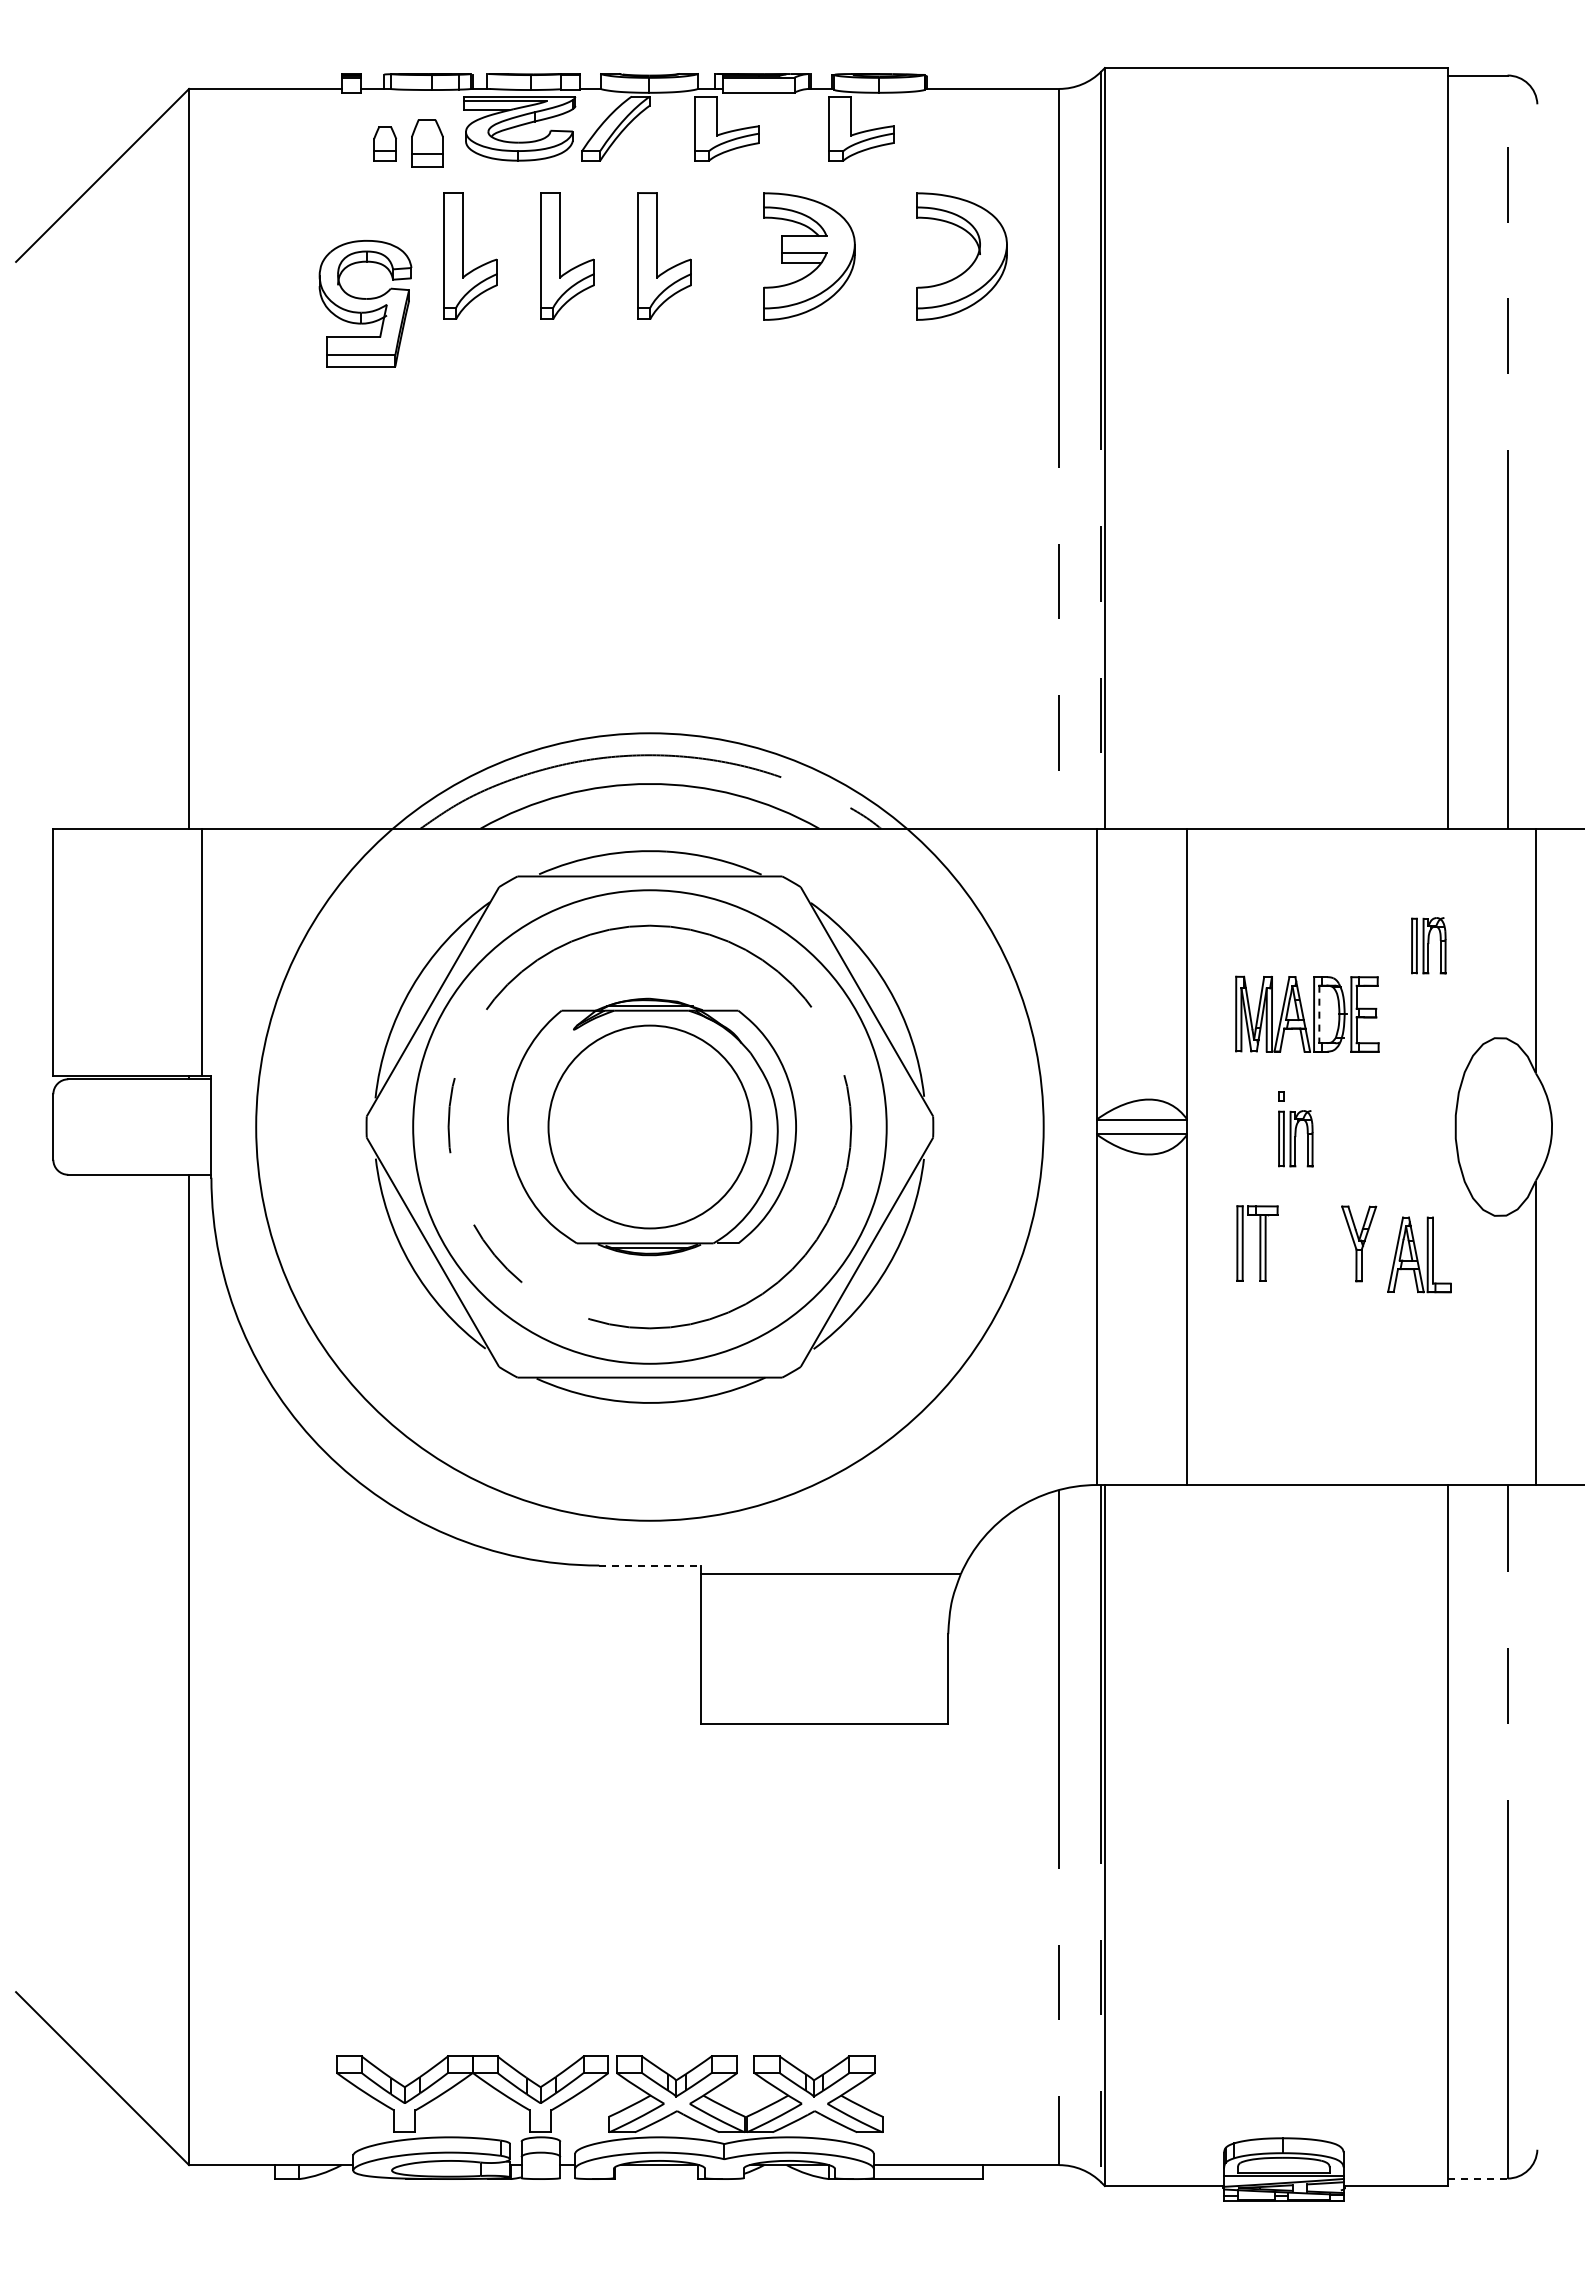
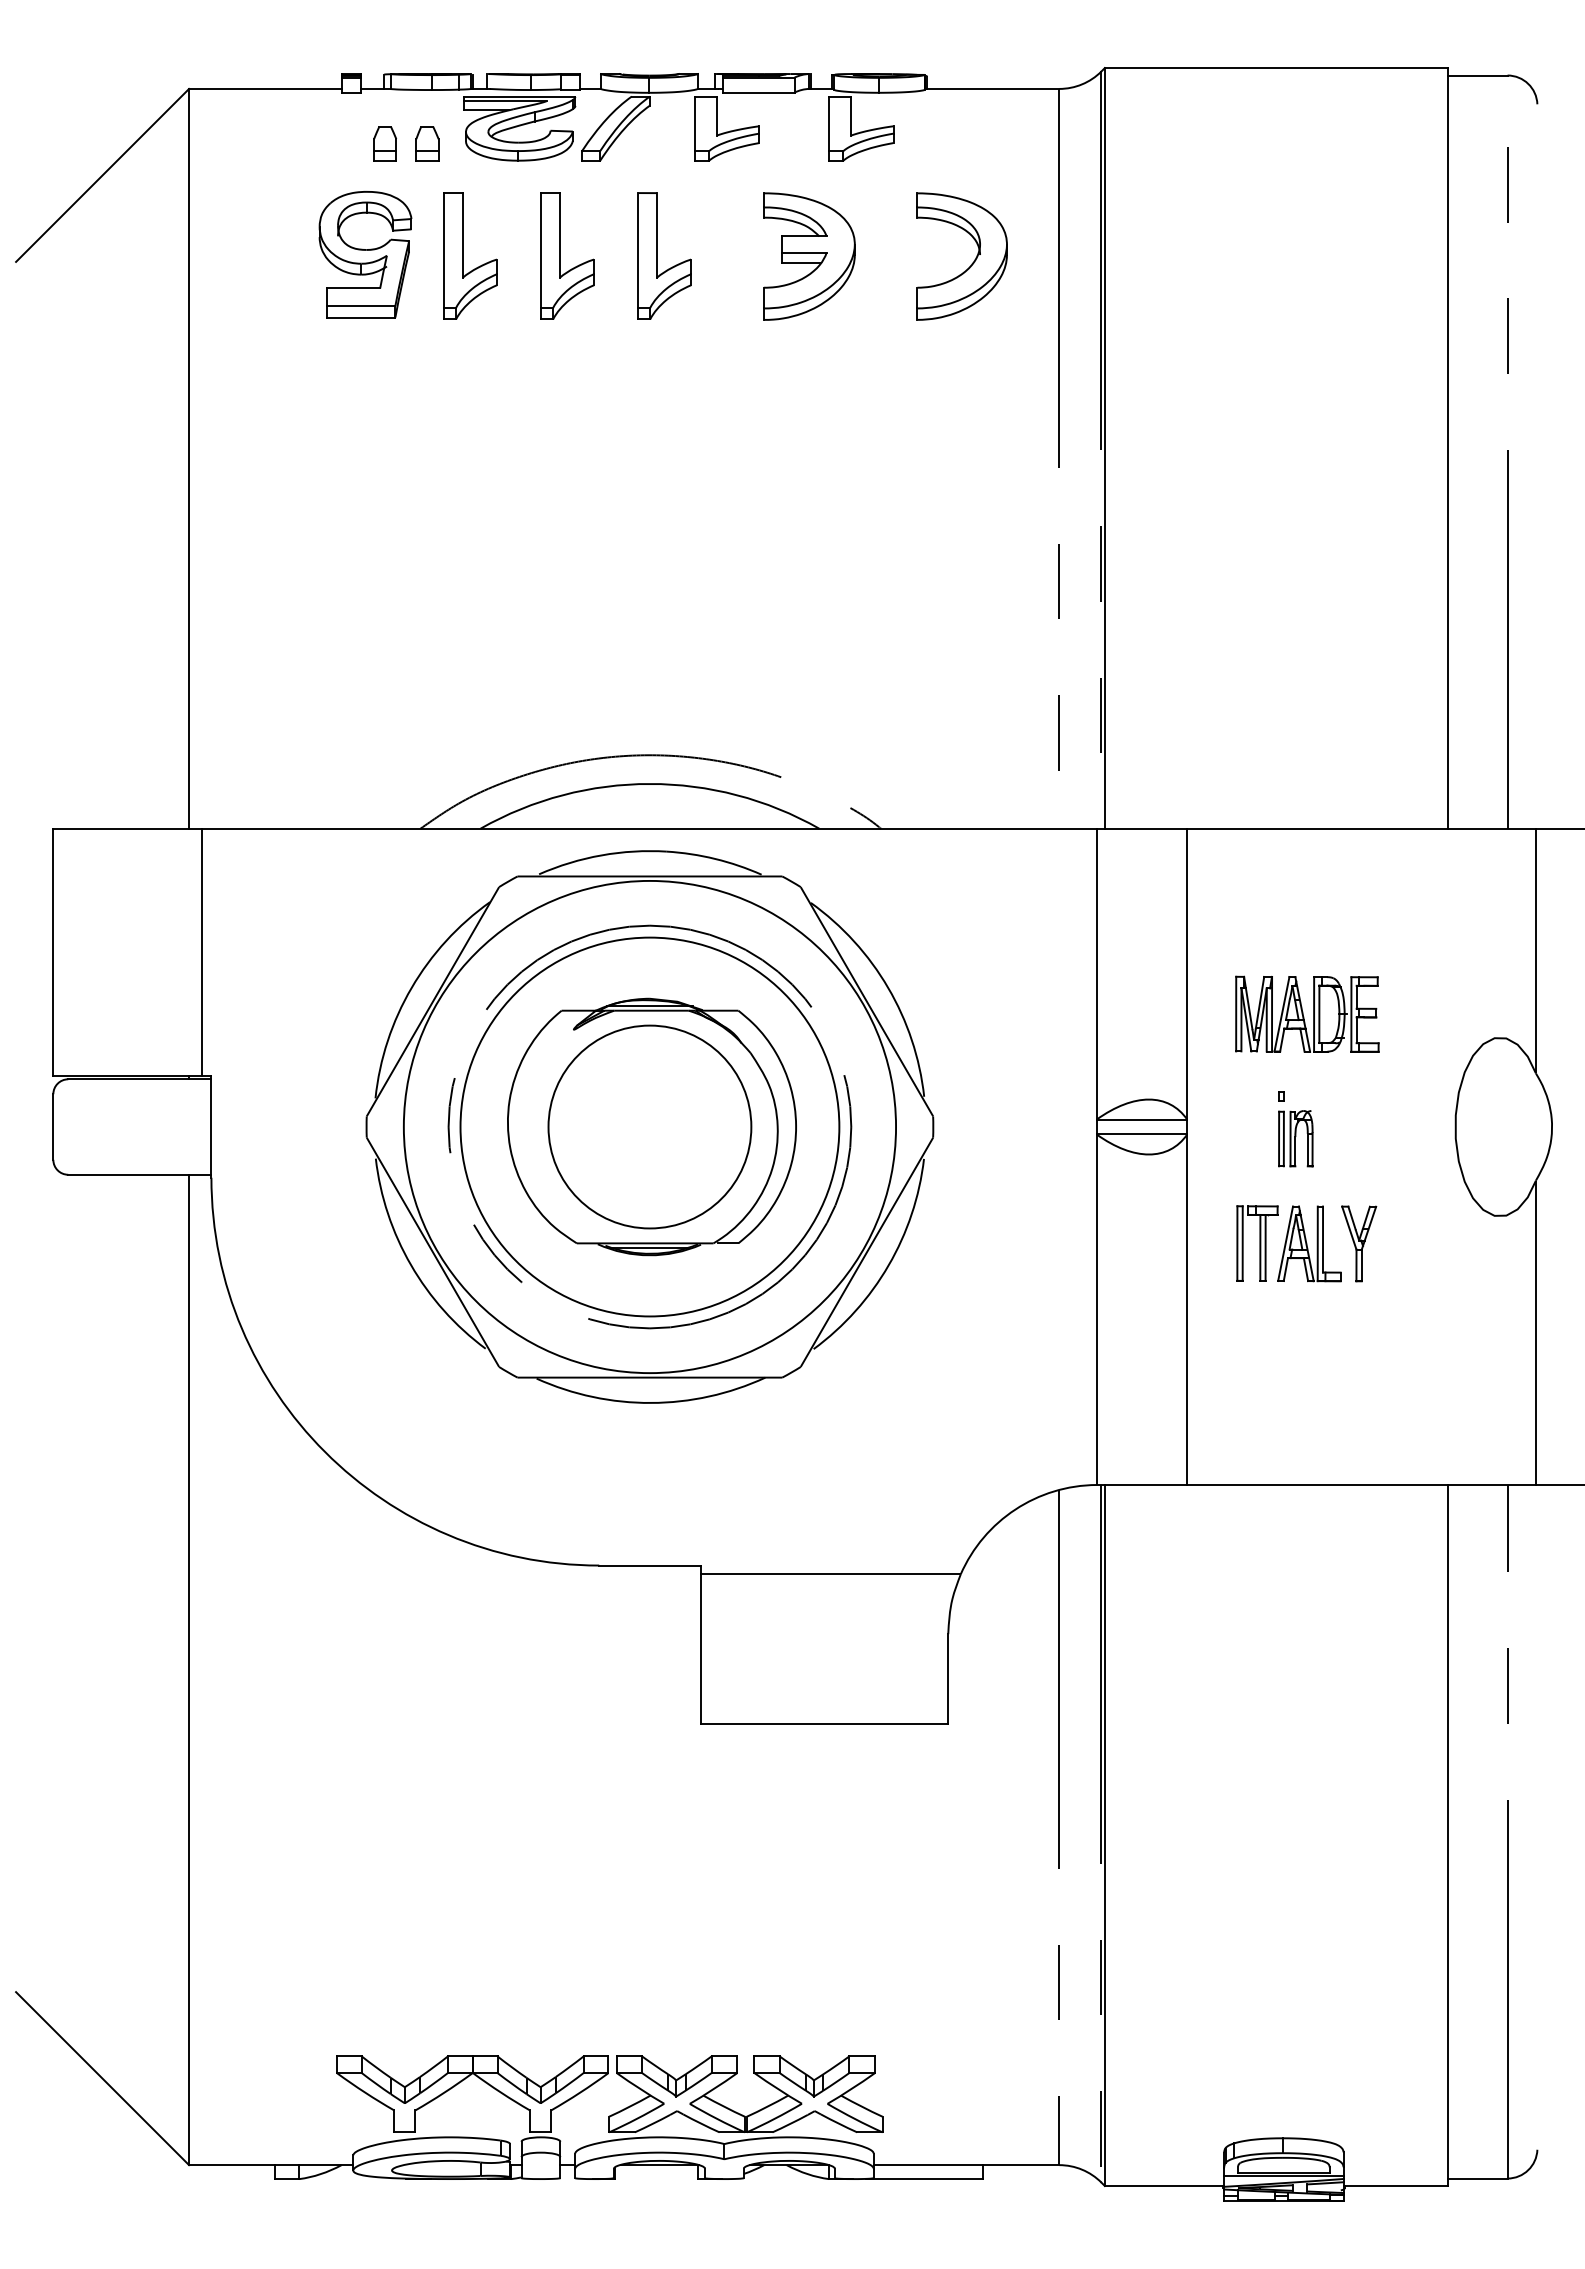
part size: 33x49 px -> 25x36 px (427, 143)
part position: (365, 303) -> (365, 254) (365, 254)
part: present -> none (1428, 945)
line: dashed -> solid (1319, 1014)
circle diameter: 474 px -> 379 px (649, 1126)
circle diameter: 788 px -> 492 px (649, 1126)
part position: (1419, 1254) -> (1309, 1243) (1309, 1243)
line: dashed -> solid (649, 1565)
line: dashed -> solid (1477, 2178)
